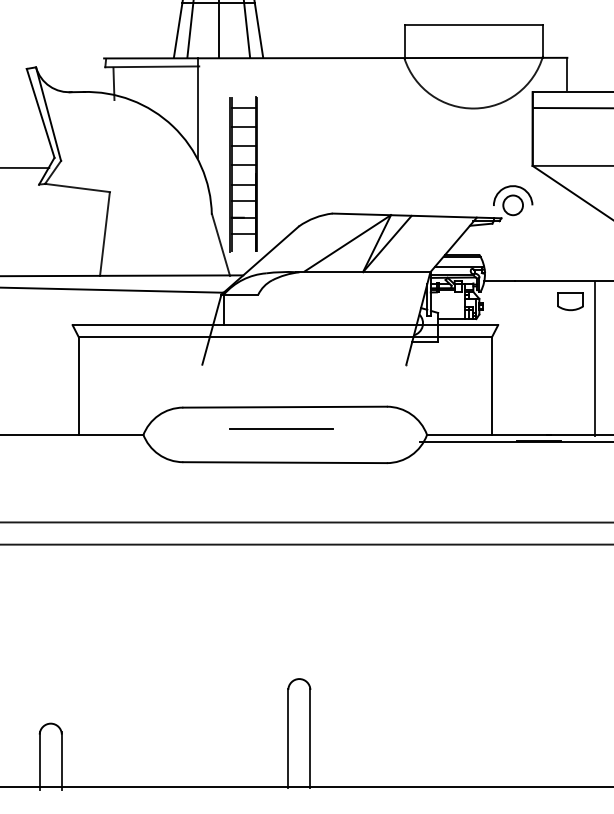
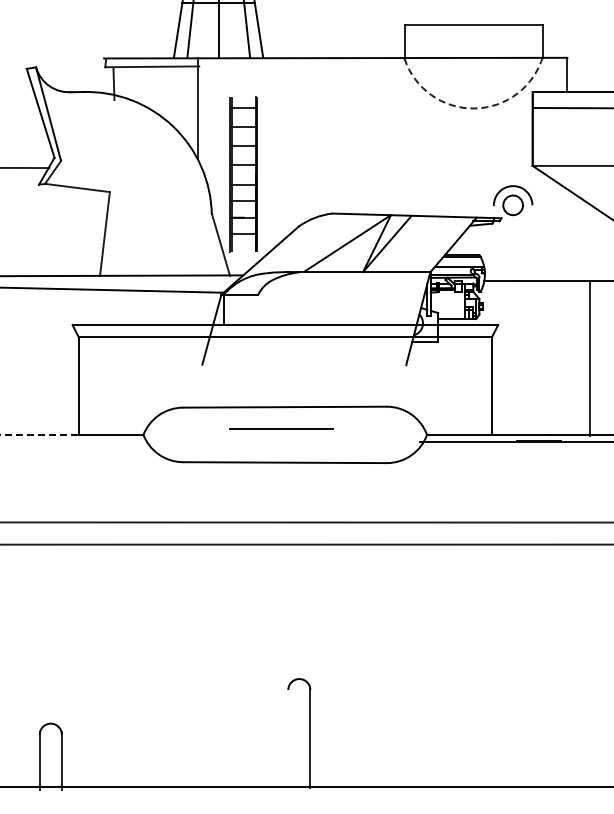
arc: solid -> dashed (474, 108)
part: present -> none (570, 301)
line position: (594, 358) -> (589, 358) (589, 358)
line: solid -> dashed (39, 434)
line: present -> none (287, 737)
